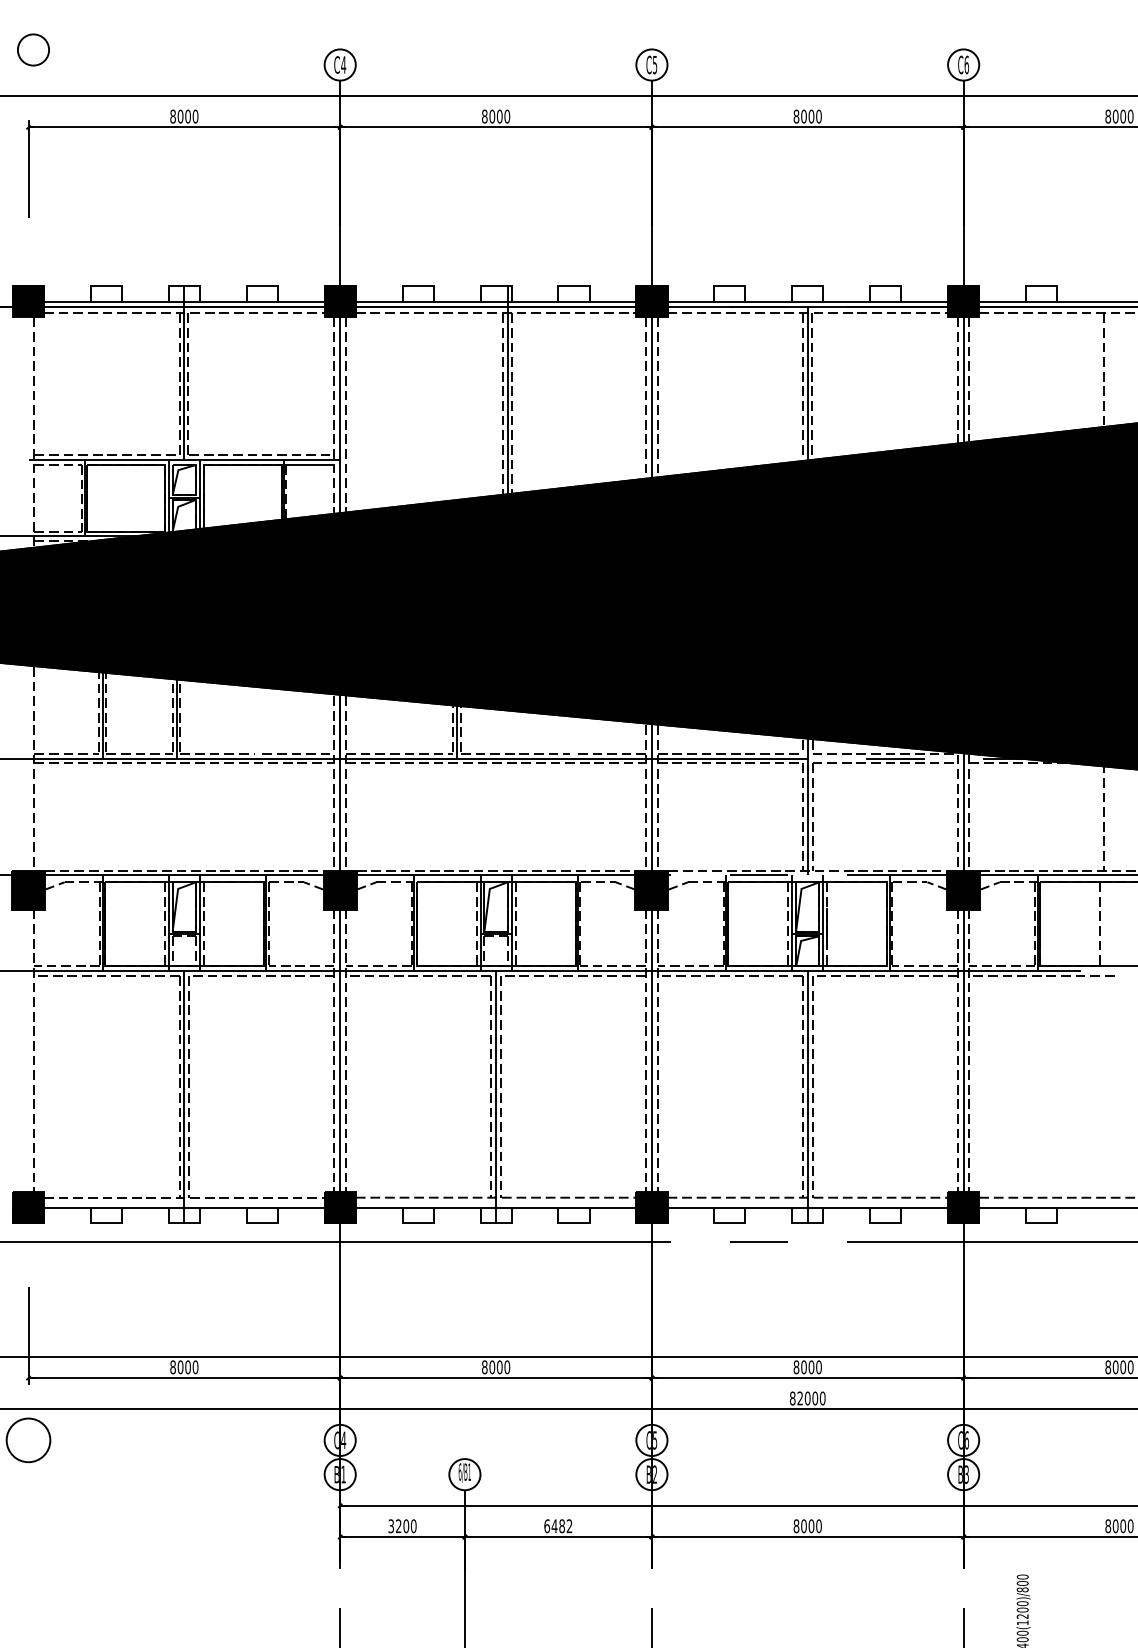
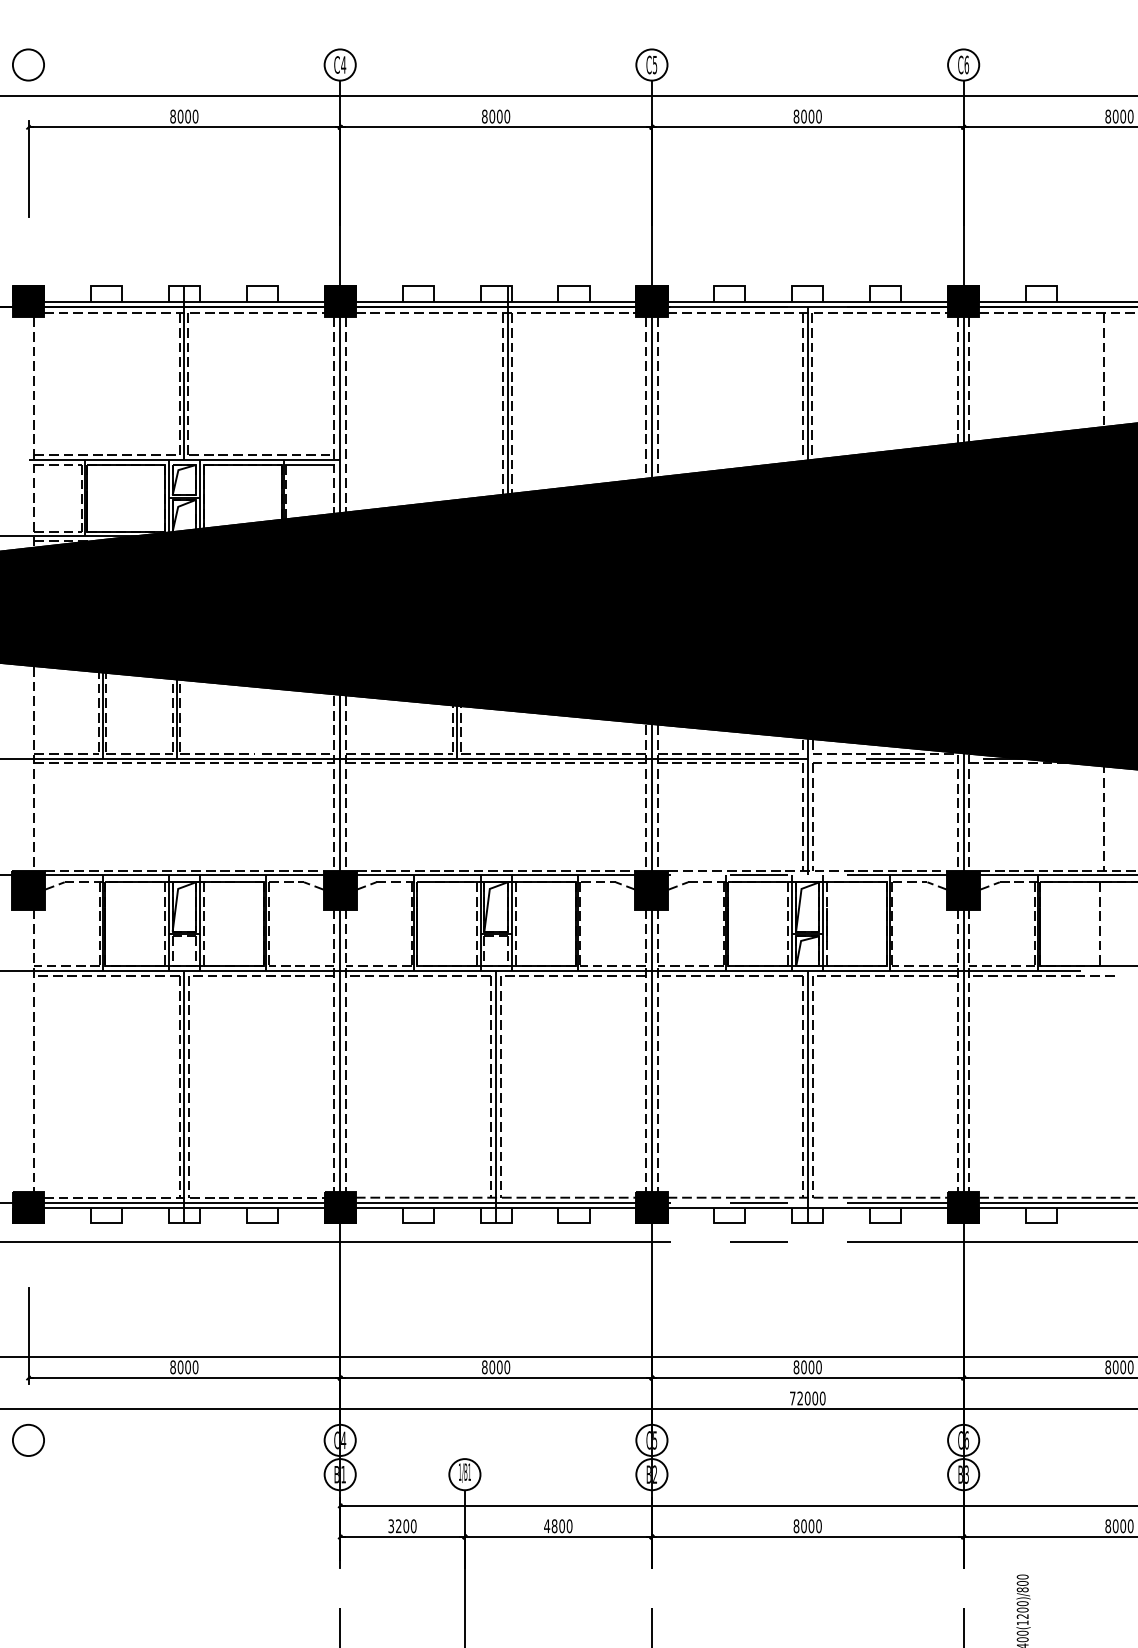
circle position: (33, 49) -> (28, 64) (28, 64)
line: none -> present (568, 1202)
text: 82000 -> 72000 (792, 1398)
circle size: 47x47 px -> 33x33 px (28, 1440)
text: 6/B1 -> 1/B1 (459, 1471)
text: 6482 -> 4800 (558, 1526)
